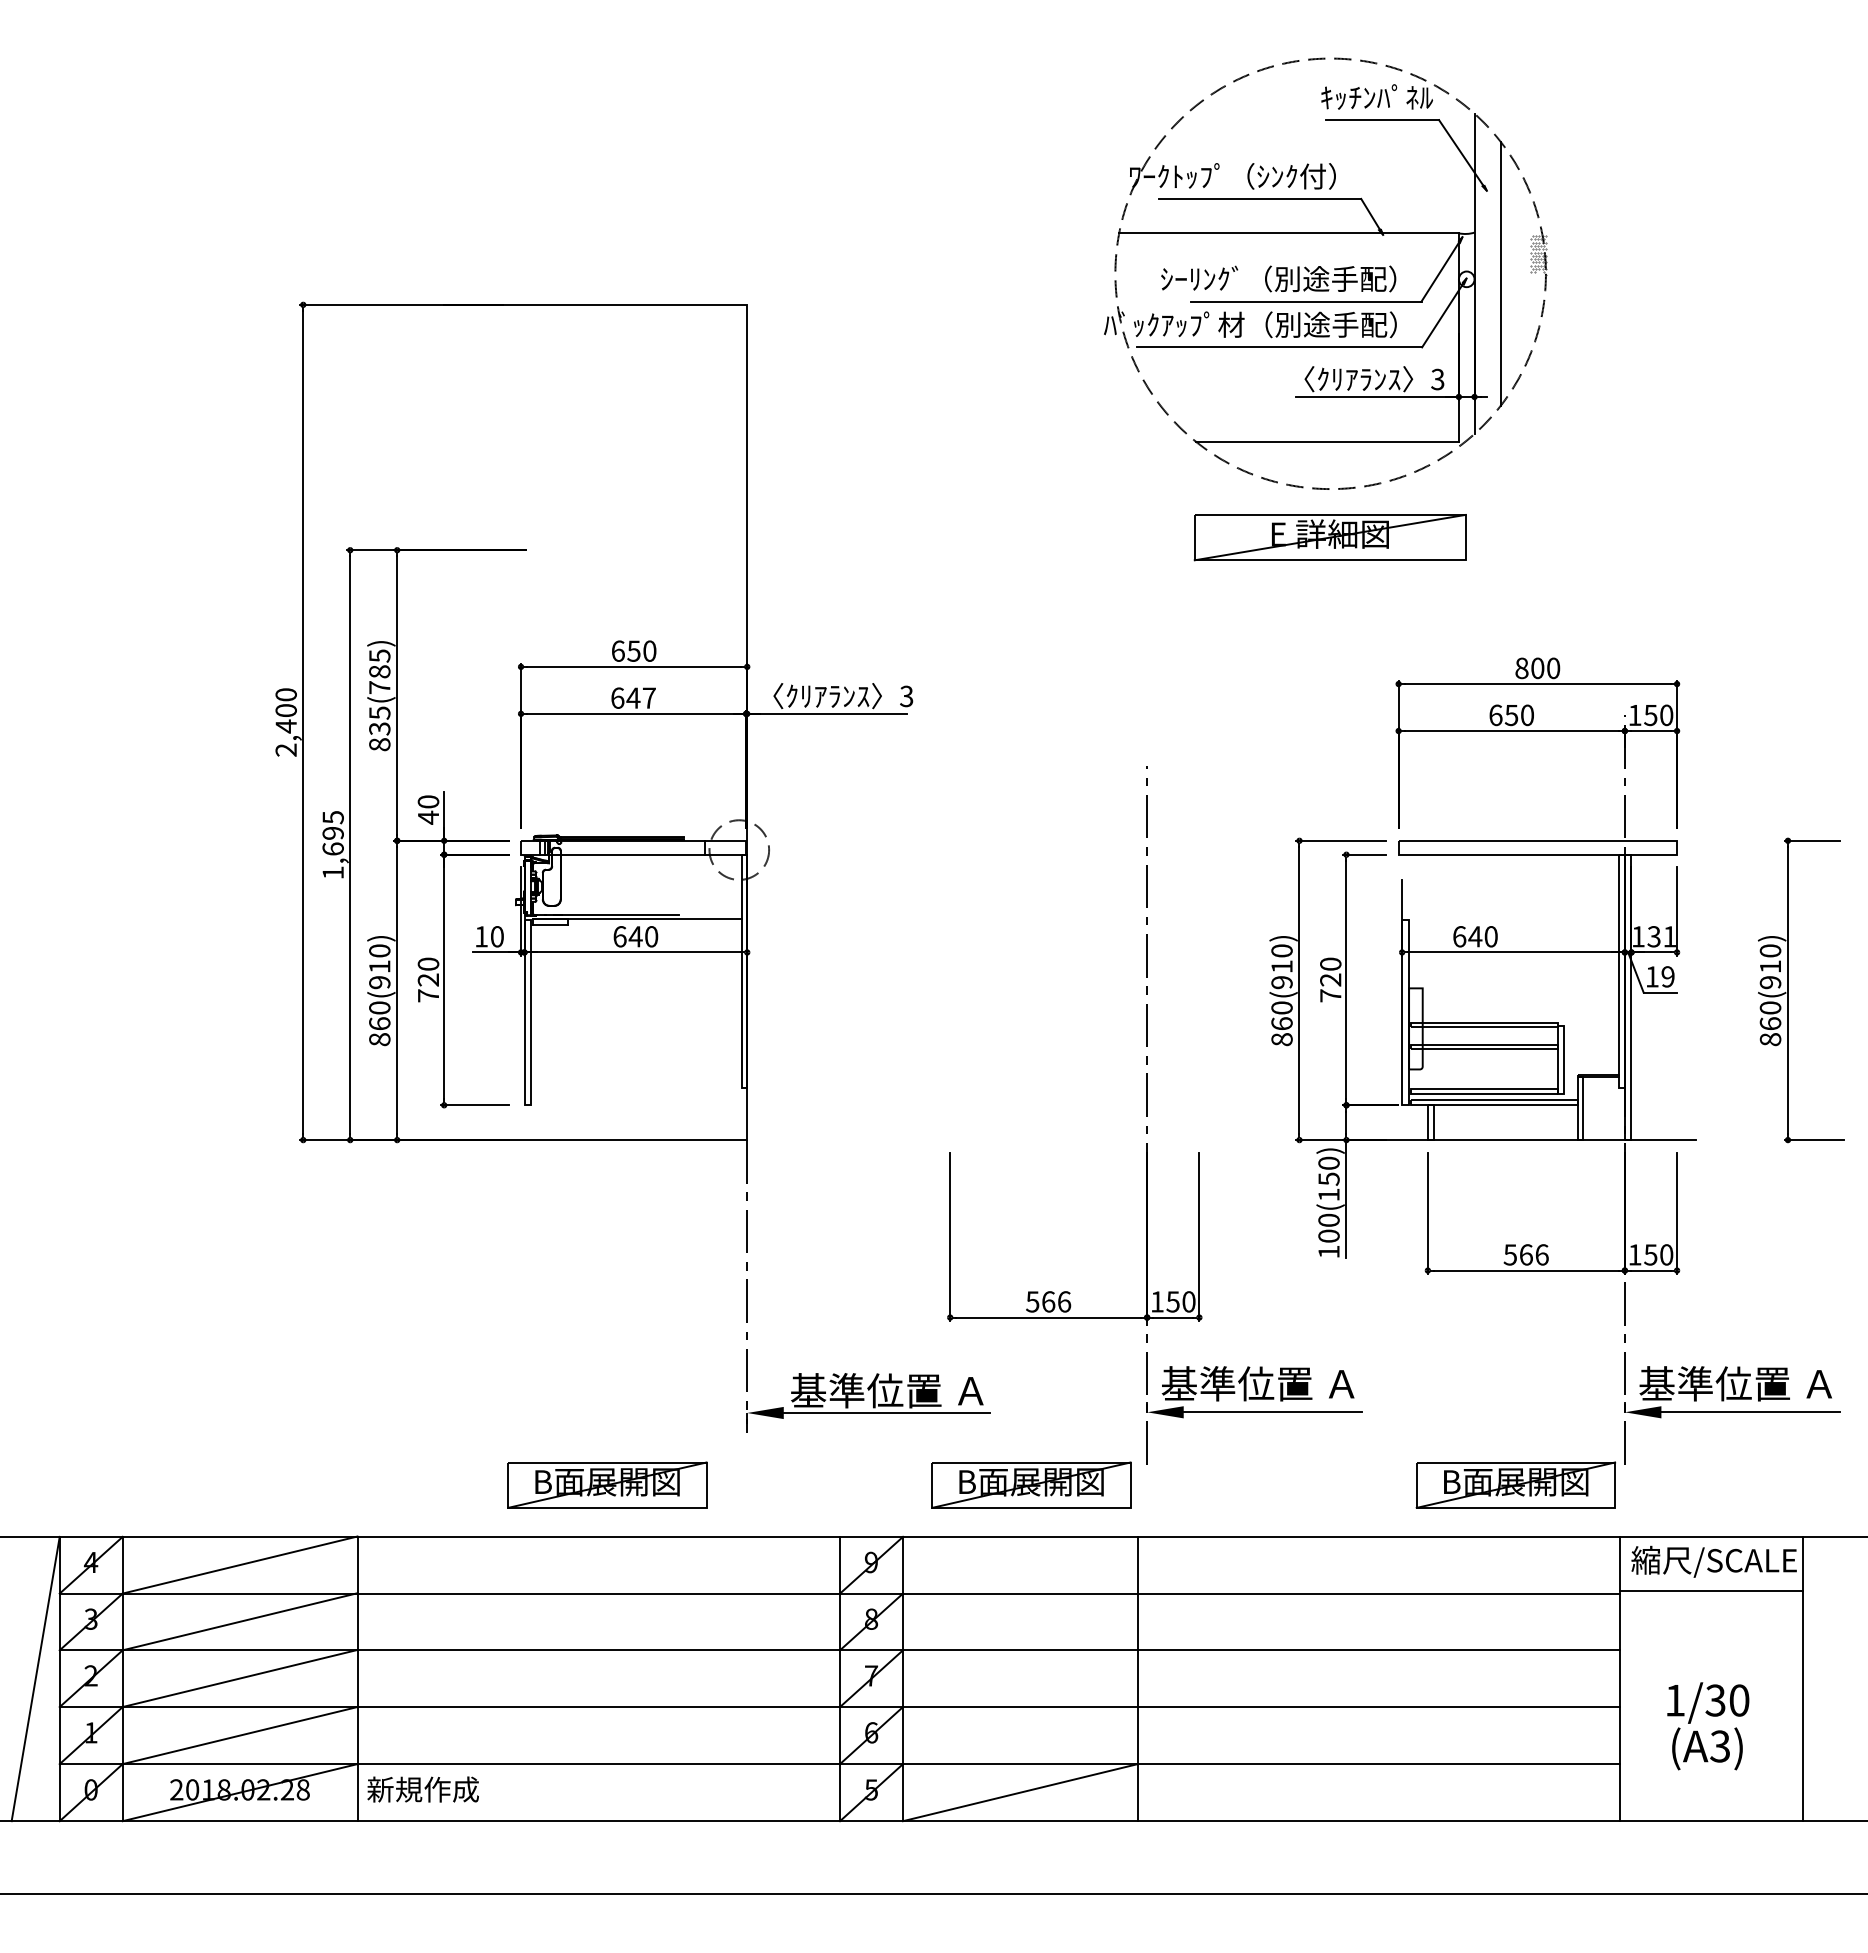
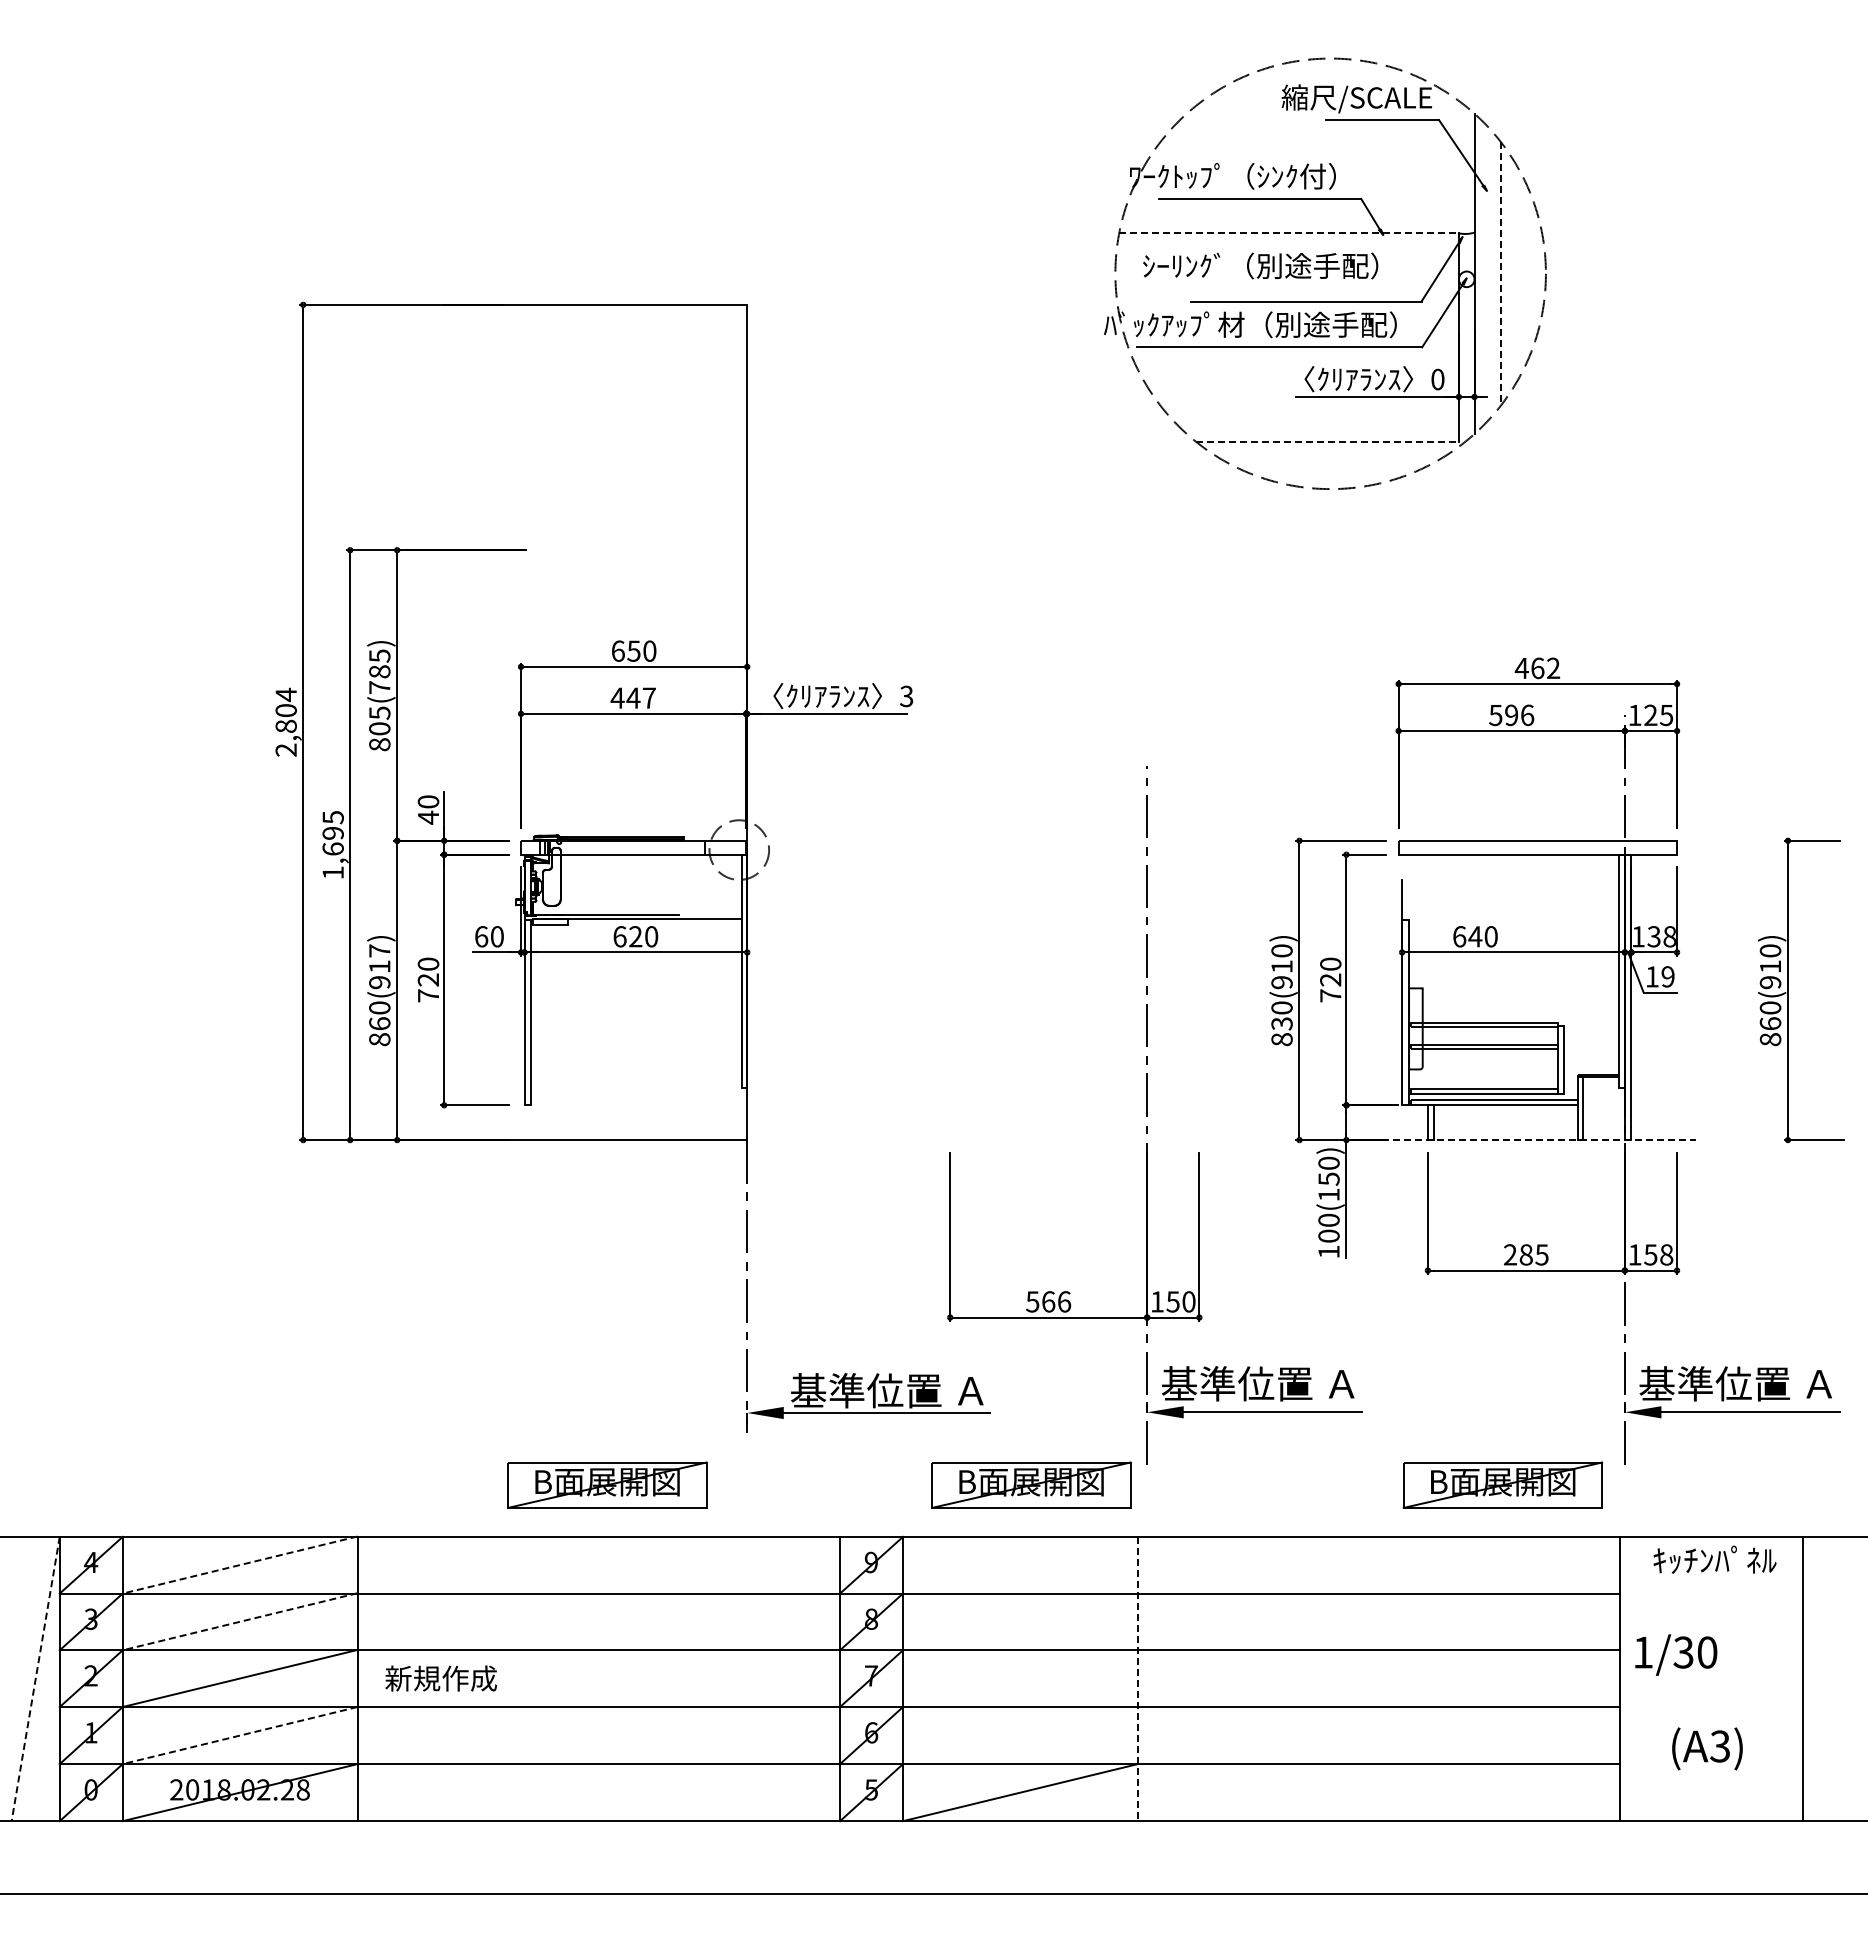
text: ｷｯﾁﾝﾊﾟﾈﾙ -> 縮尺/SCALE (1357, 98)
line: solid -> dashed (1289, 233)
hatch: present -> none (1538, 255)
line: solid -> dashed (1500, 274)
text position: (1278, 278) -> (1260, 265) (1260, 265)
text: 3 -> 0 (1437, 379)
line: solid -> dashed (1328, 442)
part: present -> none (1329, 537)
text: 800 -> 462 (1537, 668)
text: 647 -> 447 (617, 697)
text: 2,400 -> 2,804 (285, 710)
text: 650 -> 596 (1511, 715)
text: 150 -> 125 (1658, 715)
text: 835(785) -> 805(785) (379, 728)
text: 10 -> 60 (481, 936)
text: 640 -> 620 (635, 936)
text: 131 -> 138 (1669, 936)
text: 860(910) -> 860(917) (379, 950)
text: 860(910) -> 830(910) (1281, 1023)
line: solid -> dashed (1522, 1140)
text: 566 -> 285 (1525, 1254)
text: 150 -> 158 (1666, 1254)
part position: (1515, 1484) -> (1502, 1484) (1502, 1484)
text: 縮尺/SCALE -> ｷｯﾁﾝﾊﾟﾈﾙ (1713, 1561)
line: solid -> dashed (240, 1565)
line: present -> none (1711, 1590)
line: solid -> dashed (240, 1621)
line: solid -> dashed (35, 1679)
line: solid -> dashed (1137, 1679)
text position: (1708, 1702) -> (1676, 1654) (1676, 1654)
line: solid -> dashed (240, 1735)
text position: (422, 1789) -> (440, 1678) (440, 1678)
